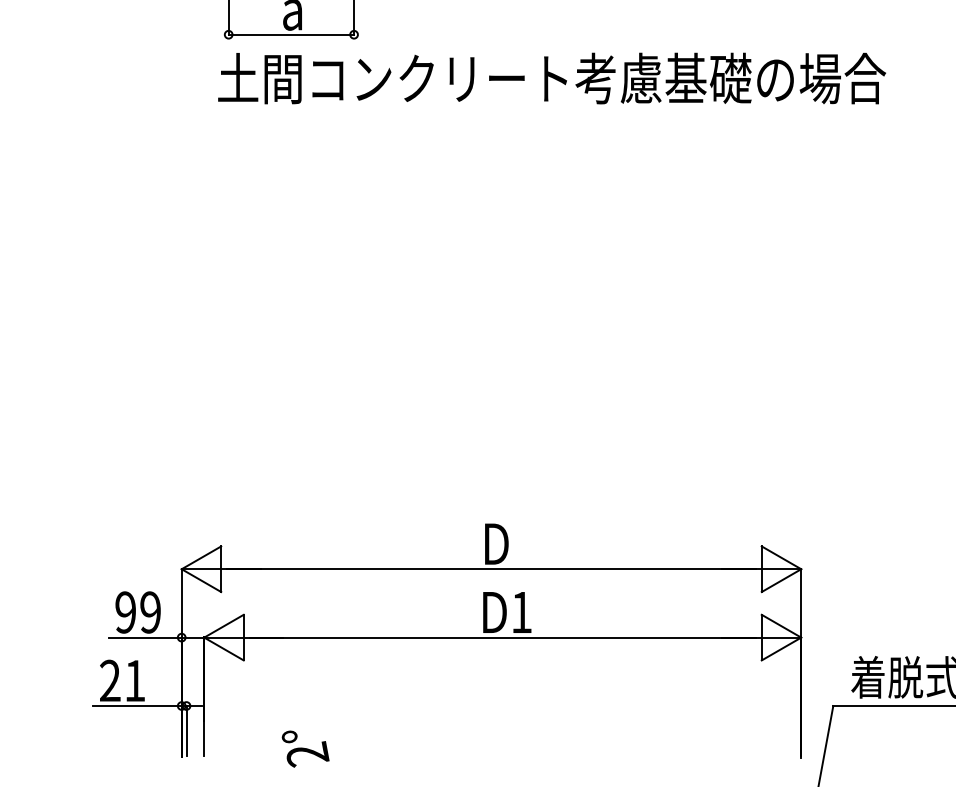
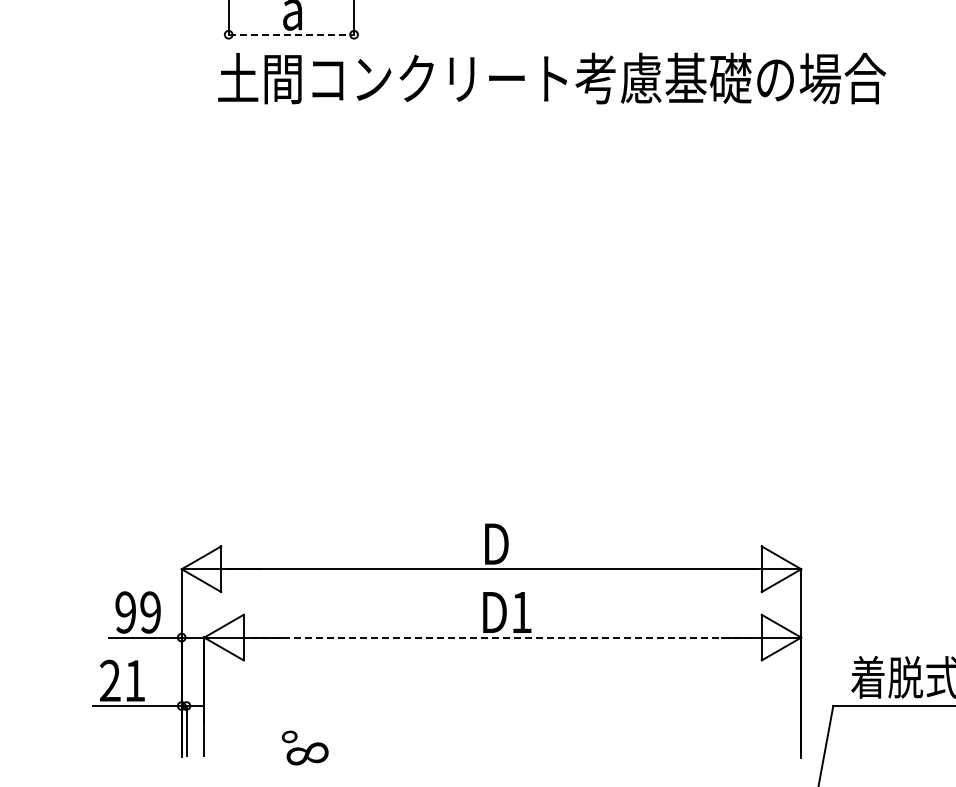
line: solid -> dashed (291, 34)
line: solid -> dashed (502, 637)
text: 2° -> 8° (307, 754)
